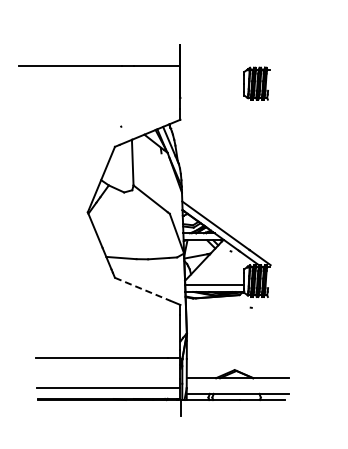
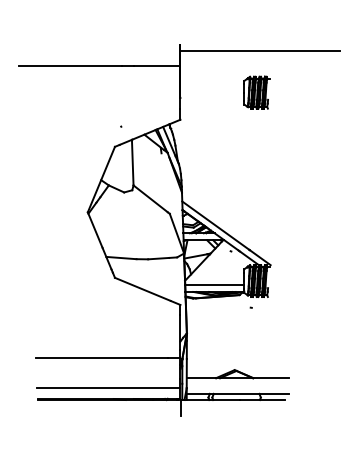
line: none -> present (260, 50)
part position: (256, 83) -> (256, 92) (256, 92)
line: dashed -> solid (143, 289)
